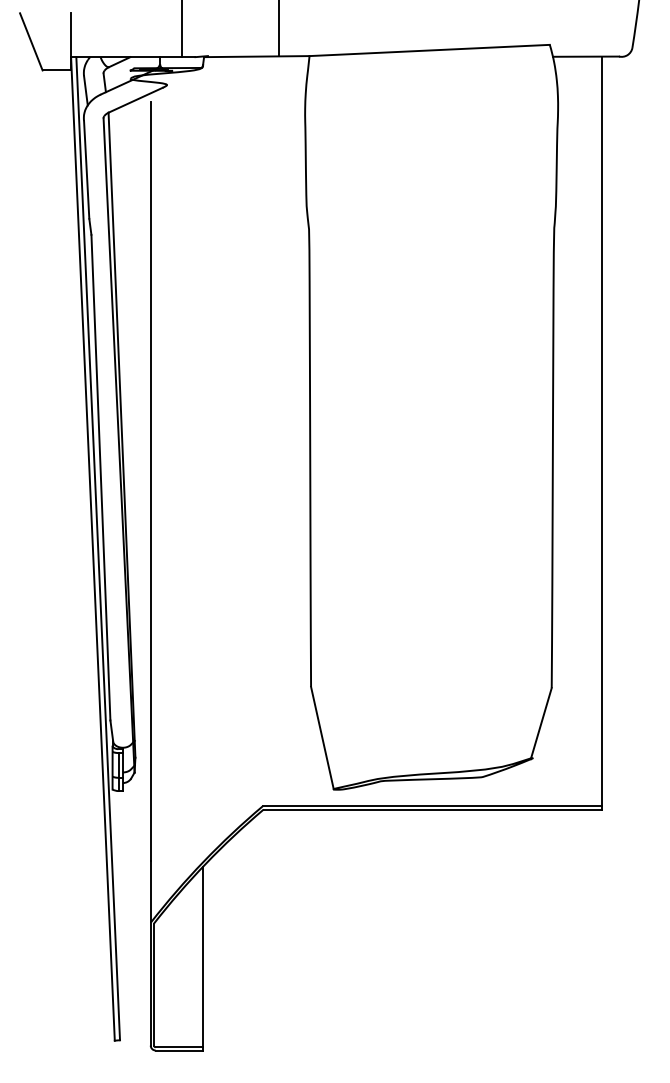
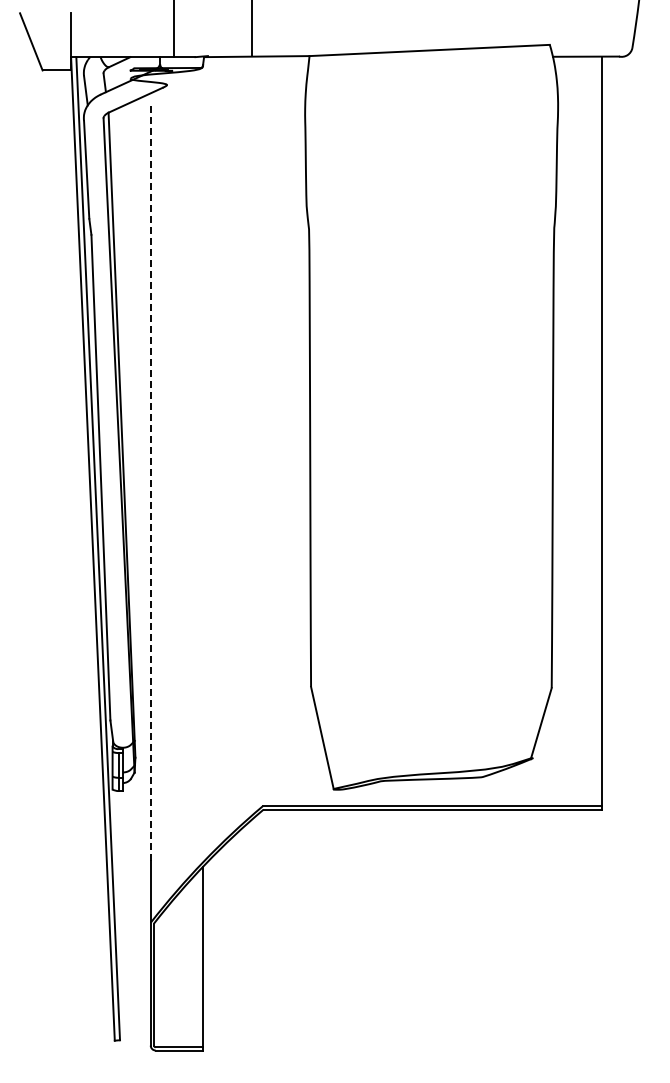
line position: (182, 29) -> (174, 29) (174, 29)
line position: (279, 29) -> (252, 29) (252, 29)
line: solid -> dashed (150, 480)
